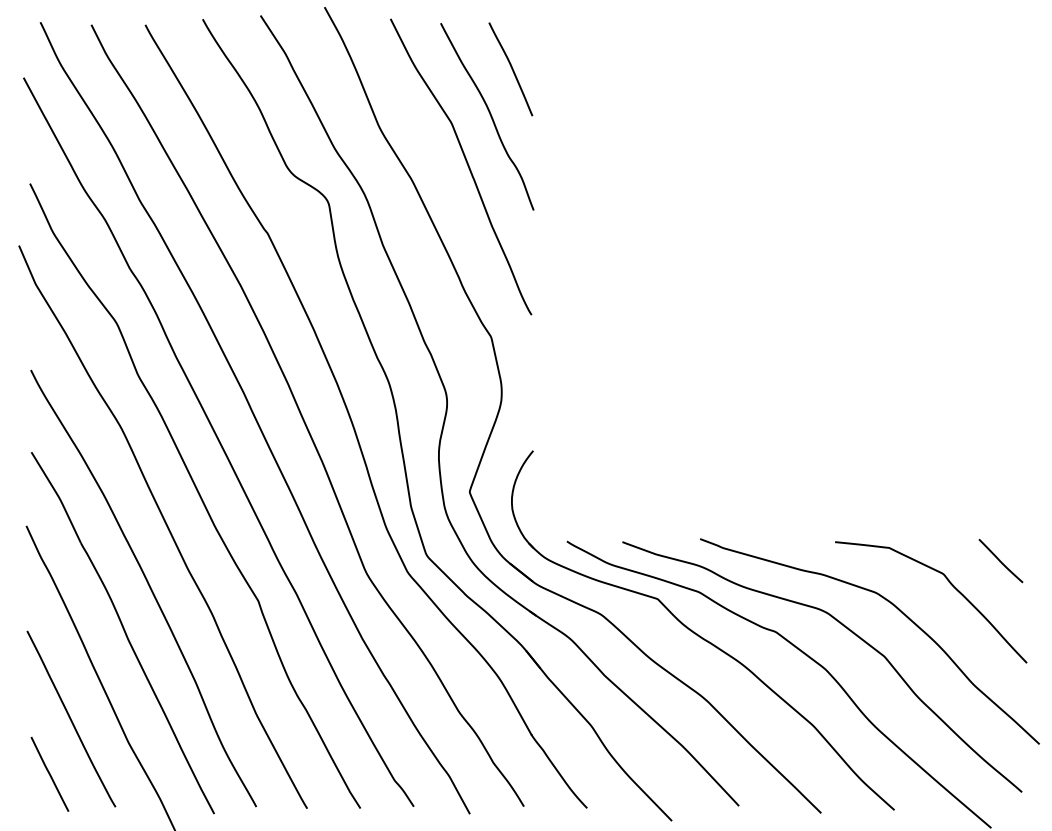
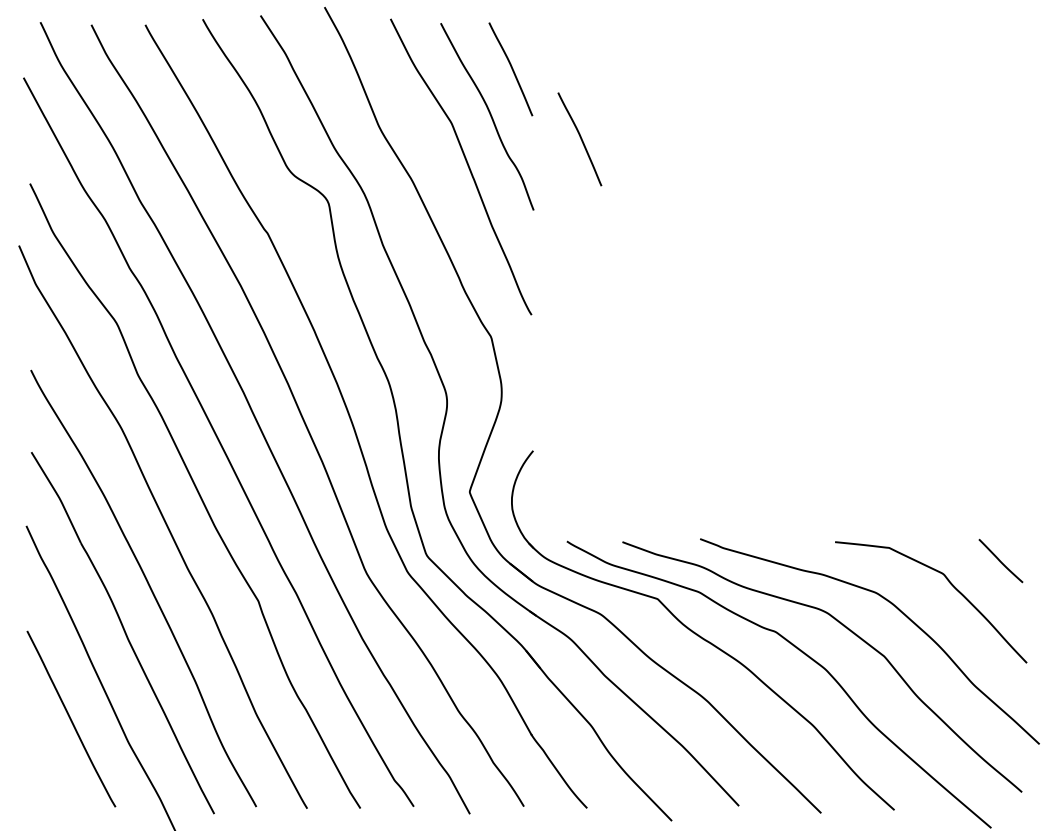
curve: none -> present (580, 139)
line: present -> none (49, 774)
